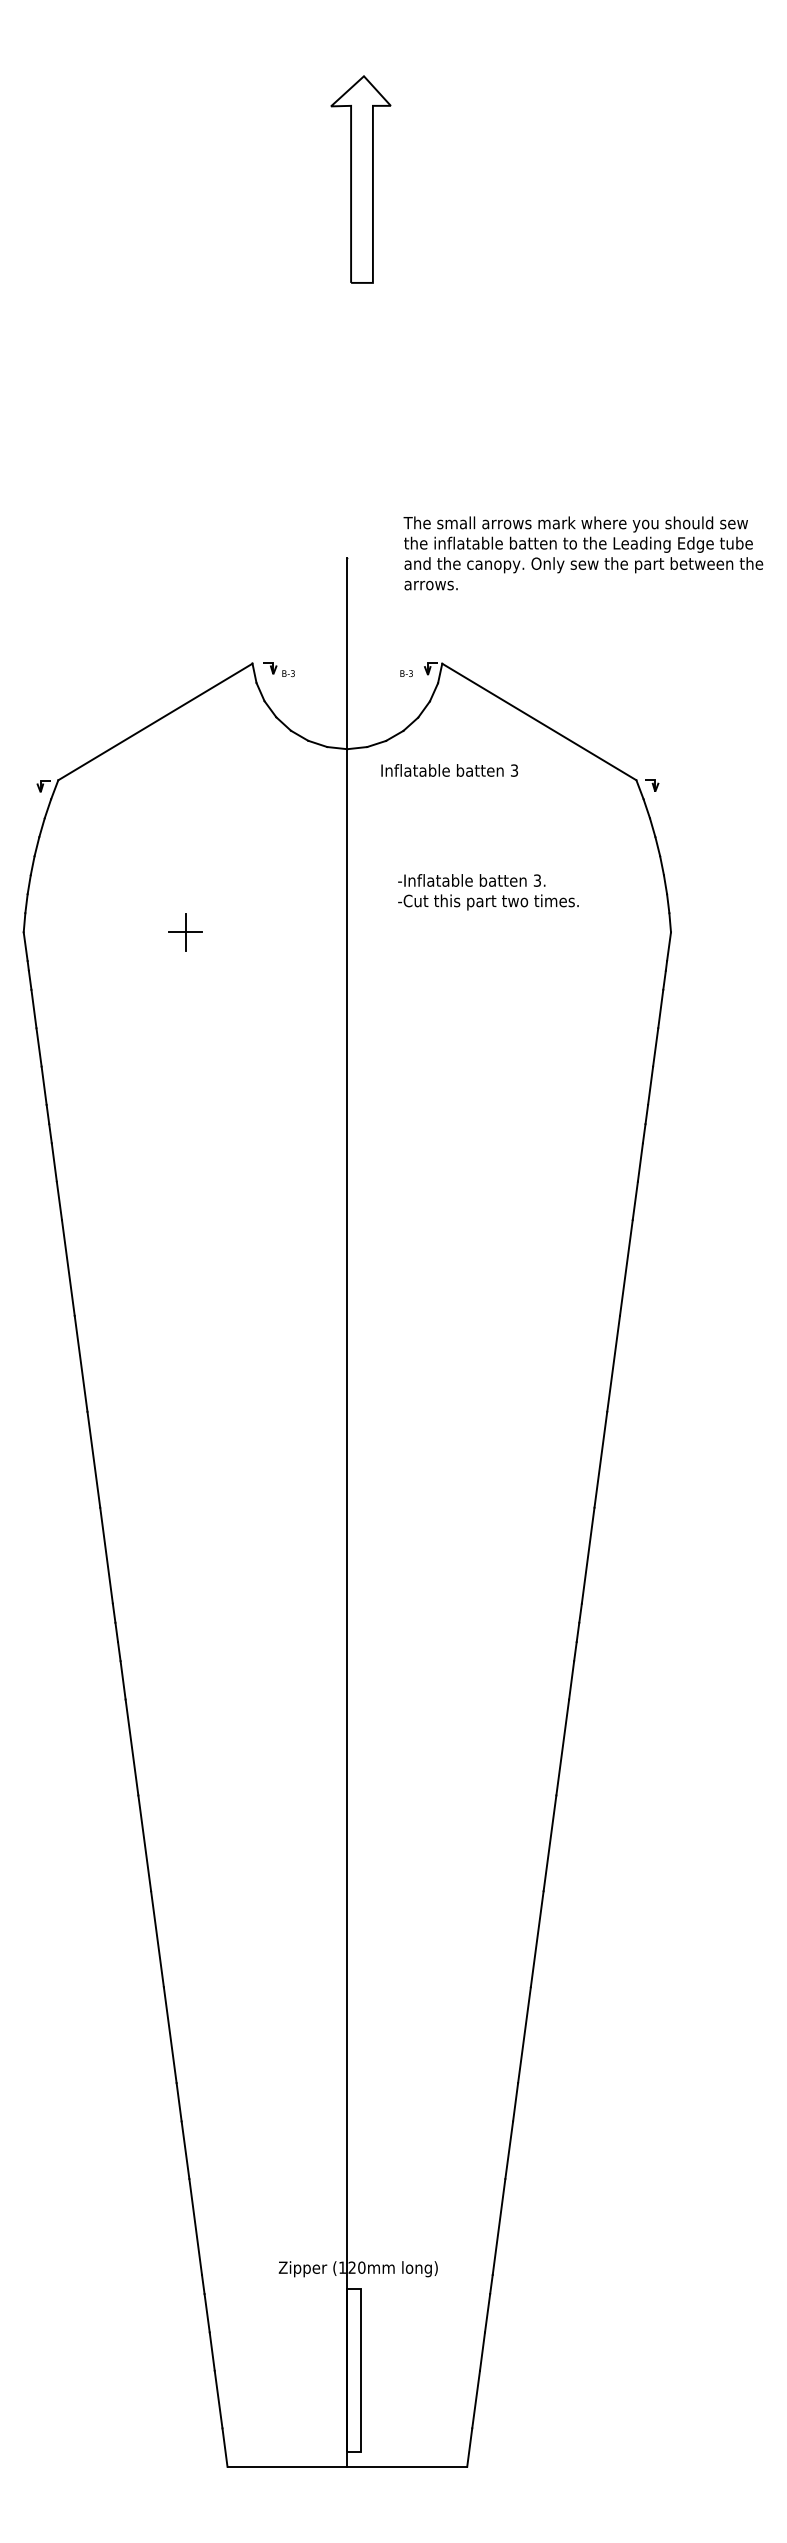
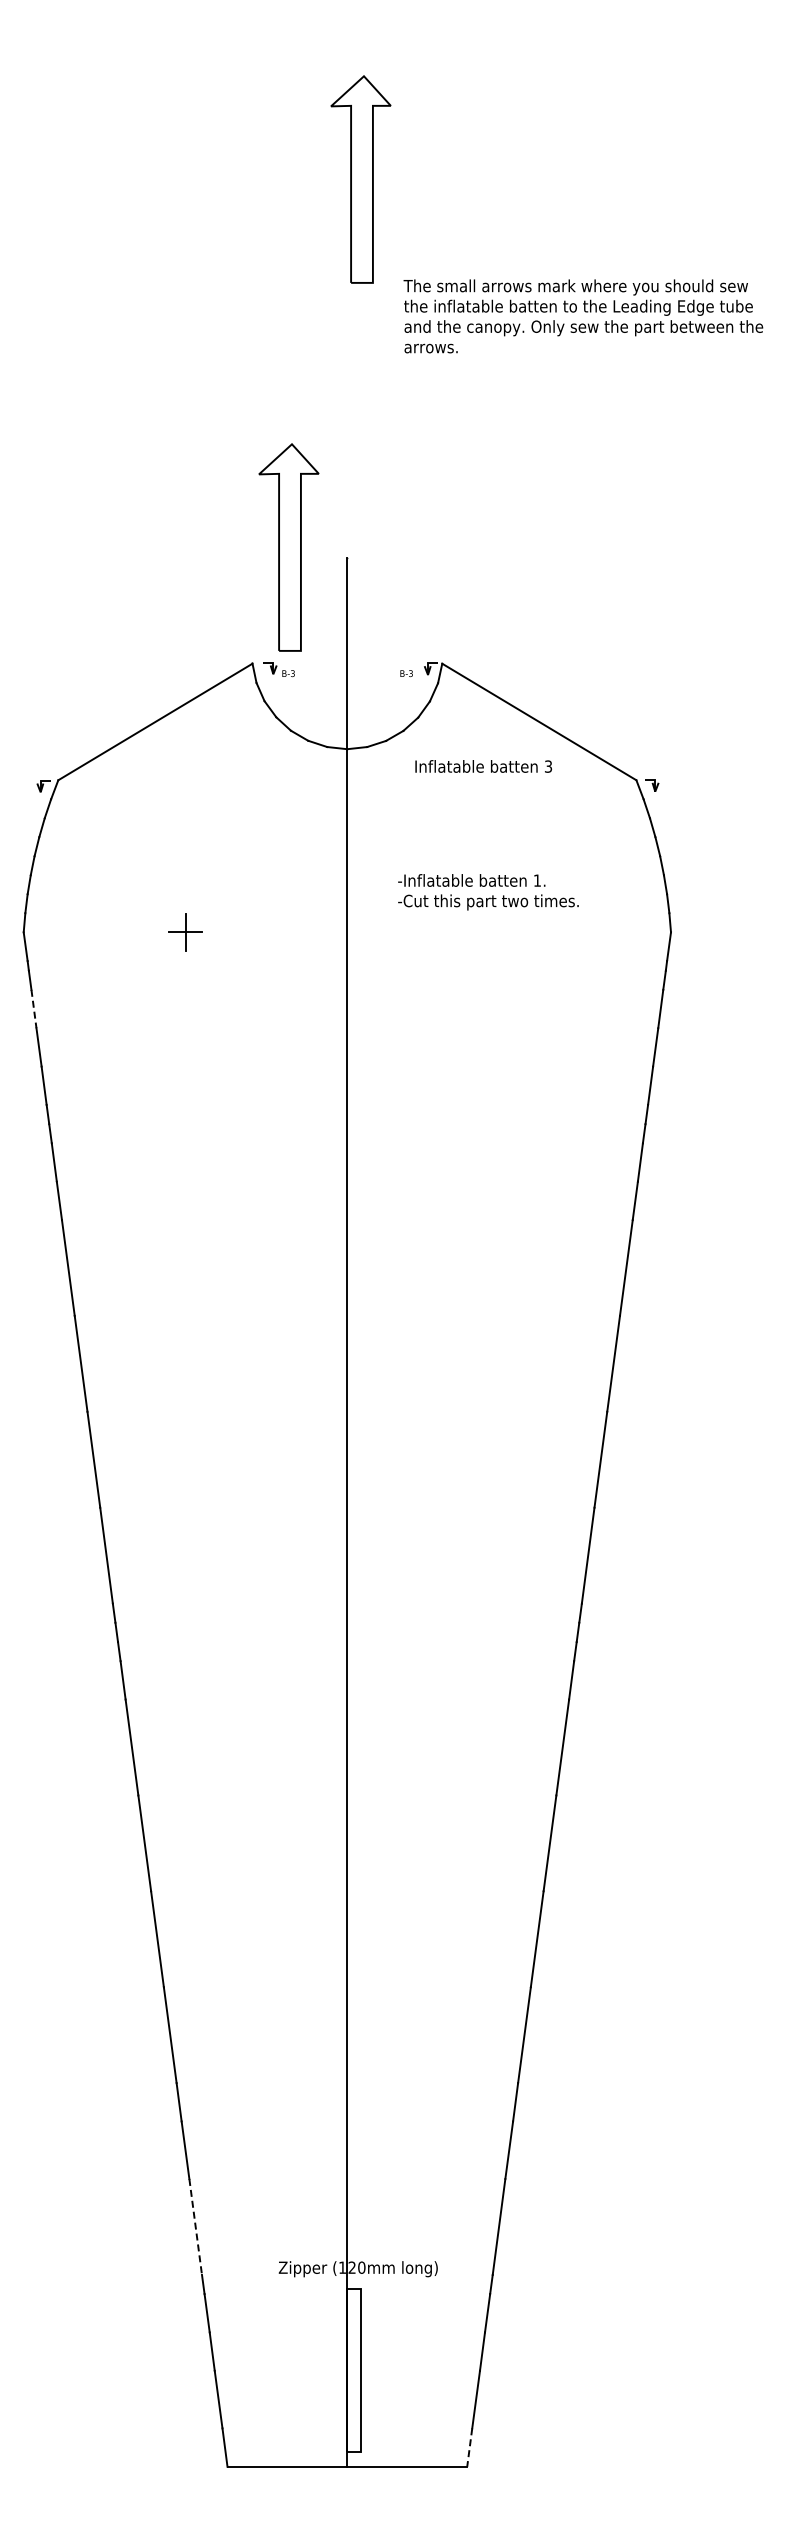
part: none -> present (288, 547)
text position: (583, 553) -> (583, 316) (583, 316)
text position: (449, 770) -> (483, 766) (483, 766)
text: 3. -> 1. (536, 880)
line: solid -> dashed (34, 1009)
line: solid -> dashed (195, 2227)
line: solid -> dashed (469, 2448)
